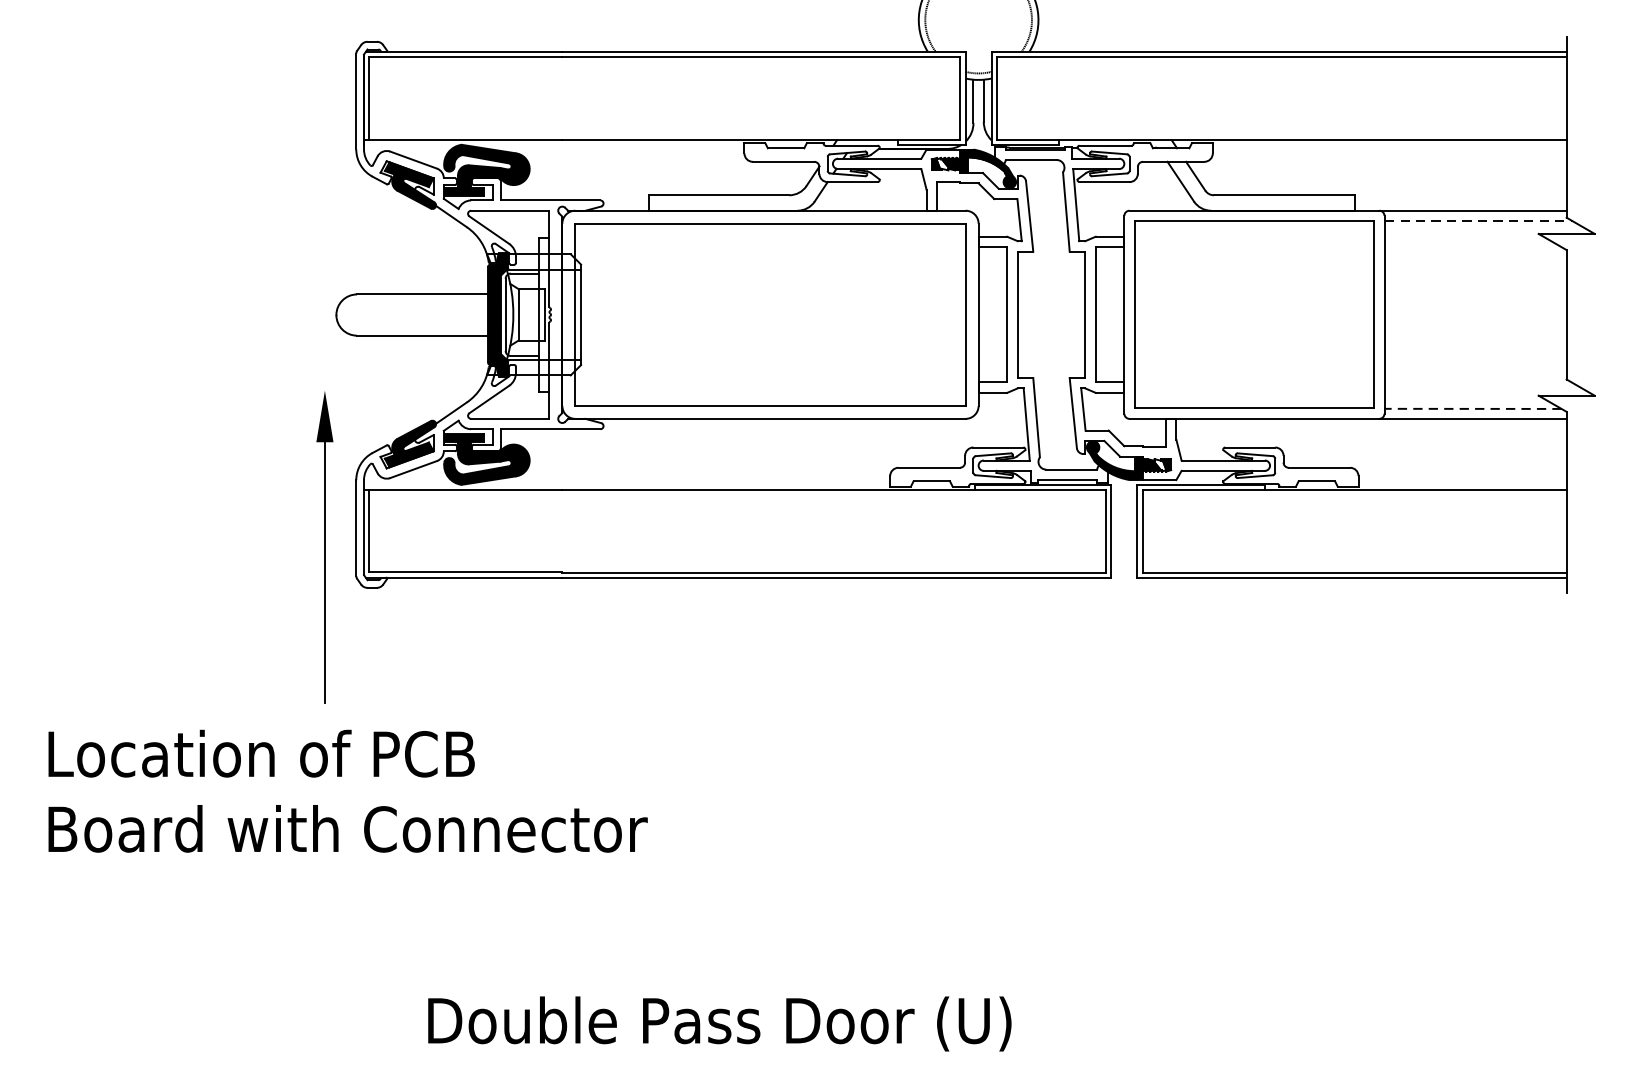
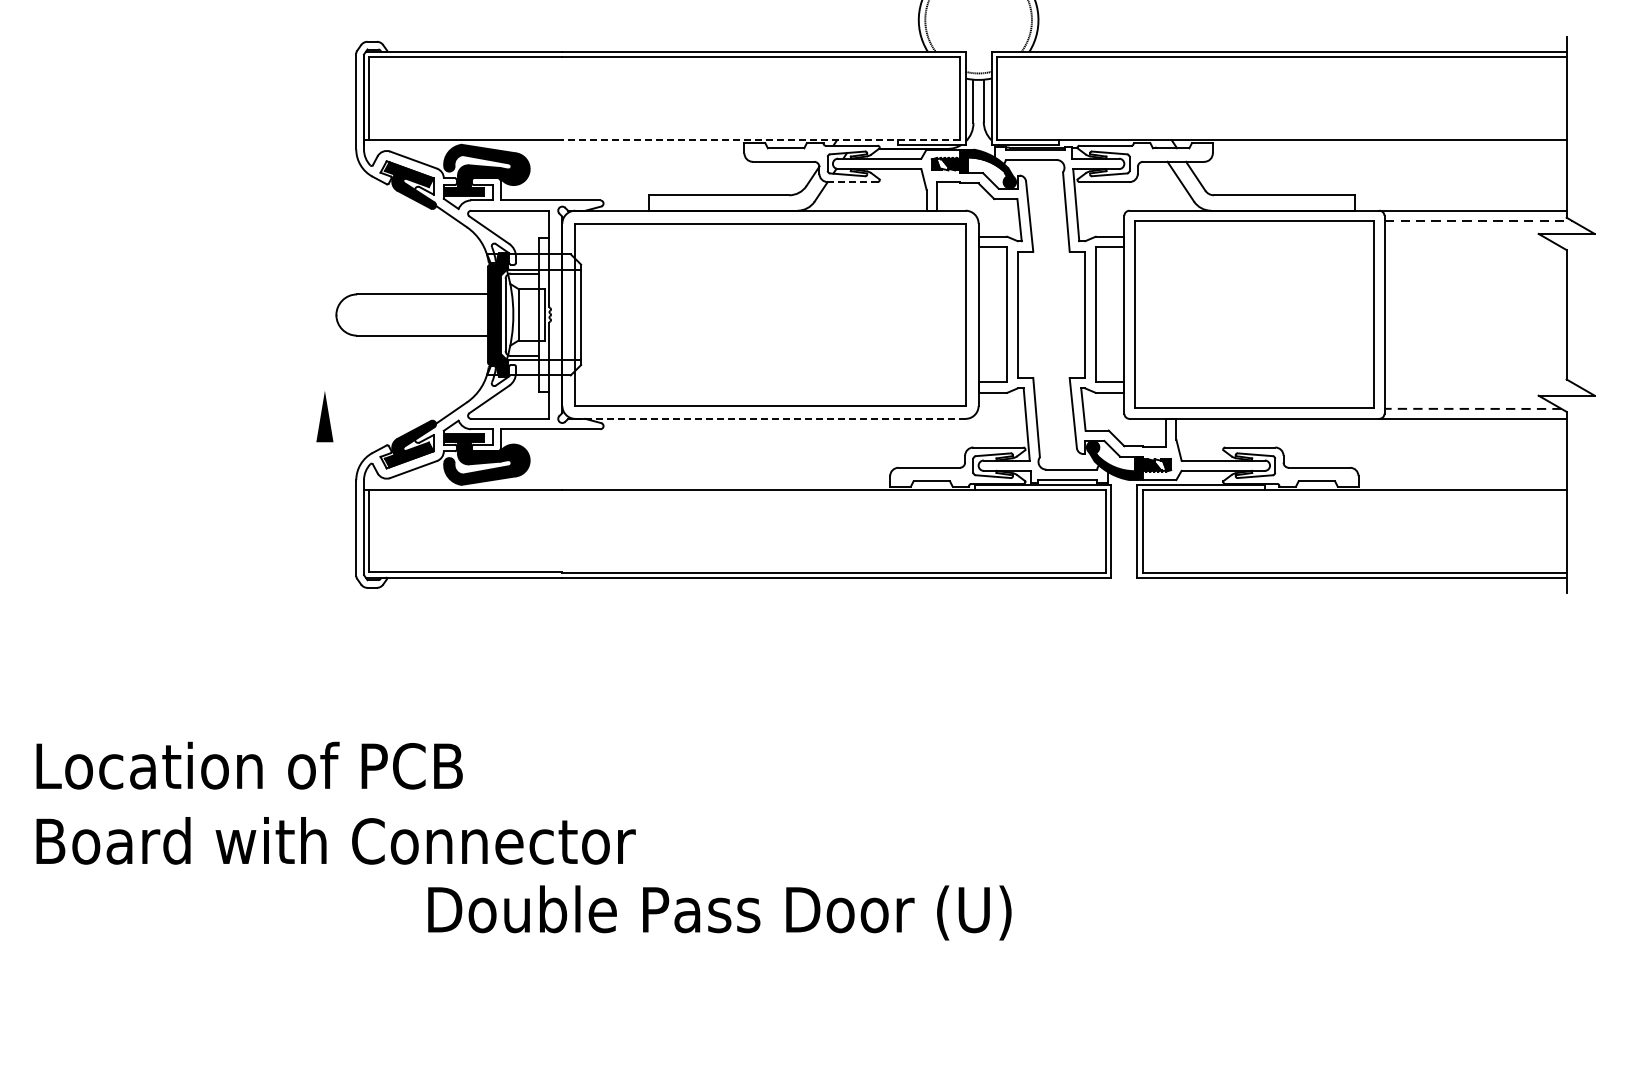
line: solid -> dashed (760, 139)
line: solid -> dashed (852, 182)
line: solid -> dashed (769, 418)
line: present -> none (324, 572)
text position: (347, 790) -> (335, 802) (335, 802)
text position: (719, 1023) -> (719, 912) (719, 912)
